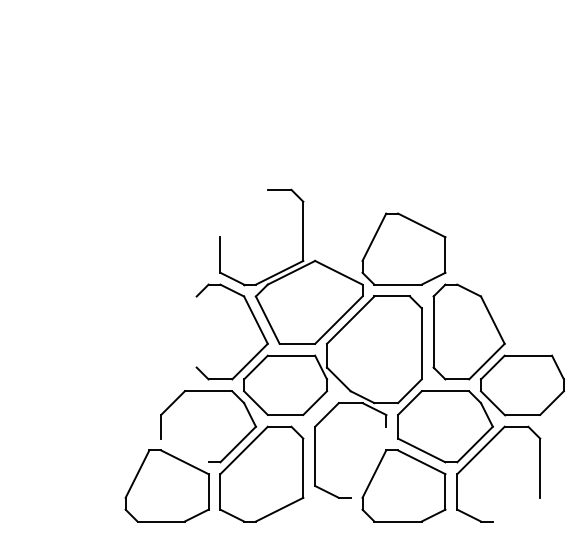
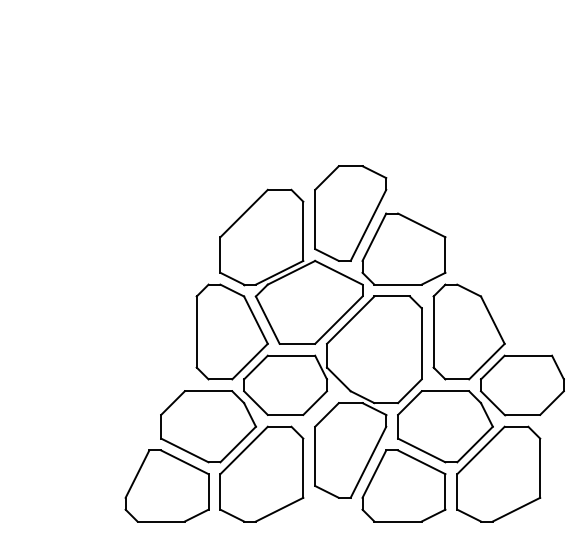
line: none -> present (243, 213)
part: none -> present (350, 213)
line: none -> present (196, 331)
line: none -> present (184, 450)
line: none -> present (368, 461)
line: none -> present (516, 509)
